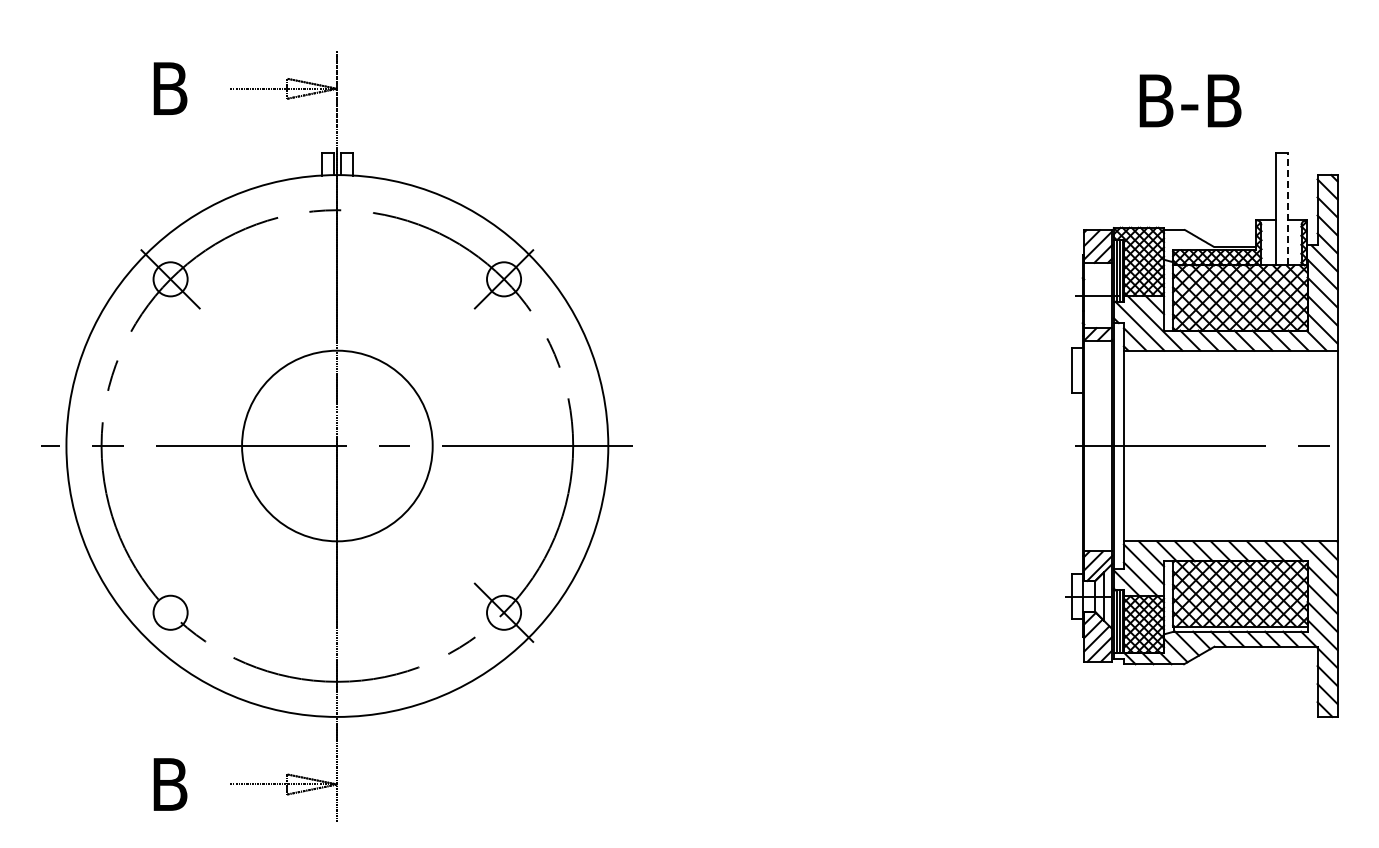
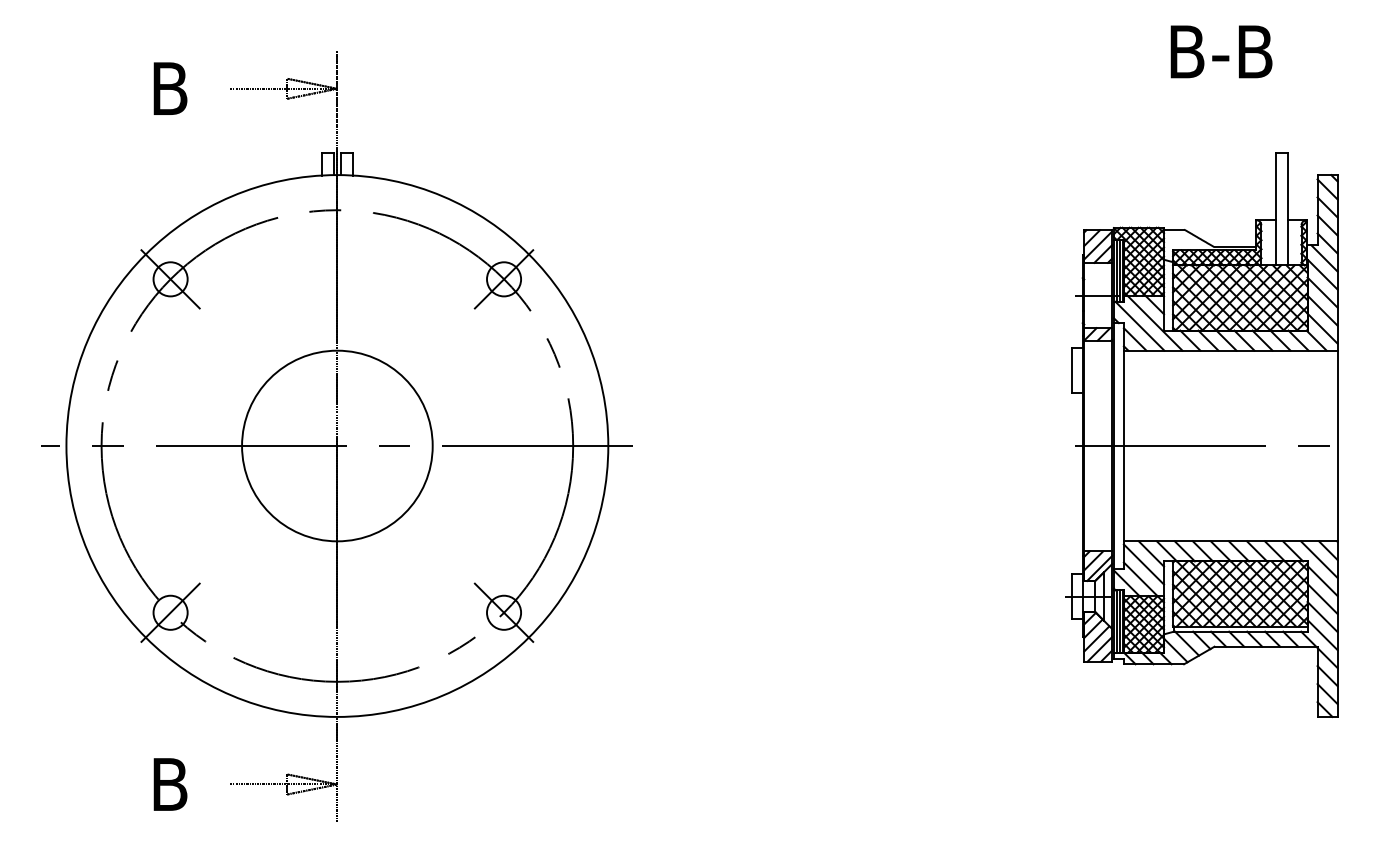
text position: (1190, 100) -> (1221, 51) (1221, 51)
line: dashed -> solid (1288, 208)
line: none -> present (170, 612)
